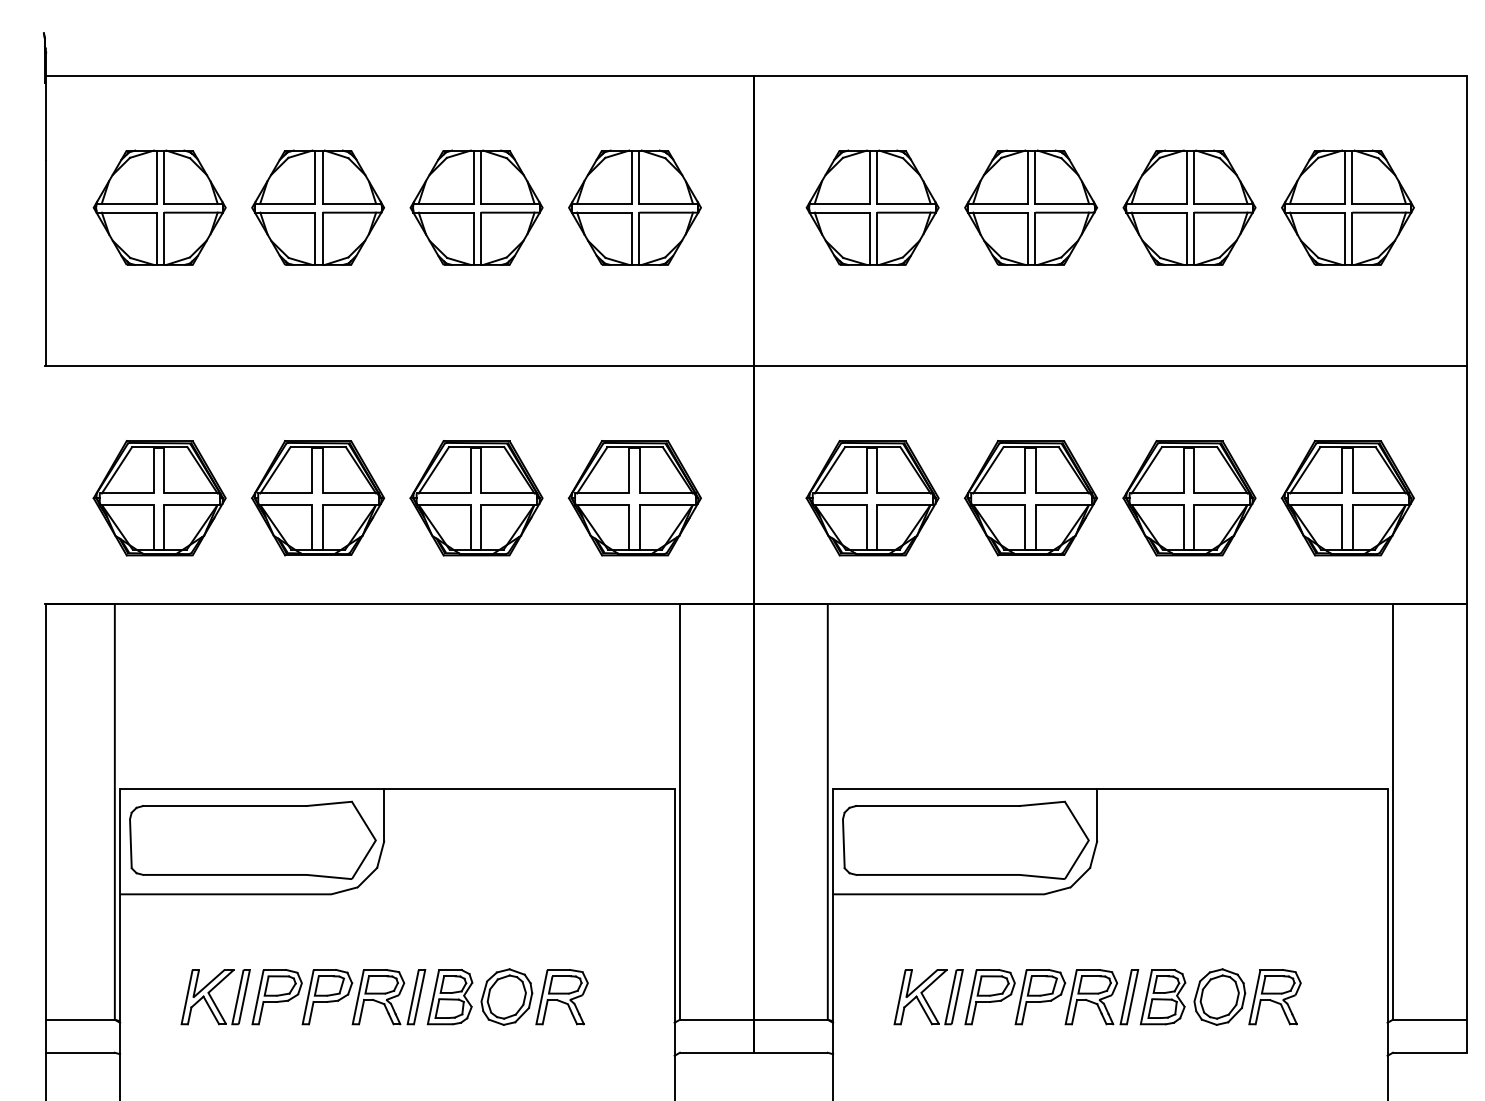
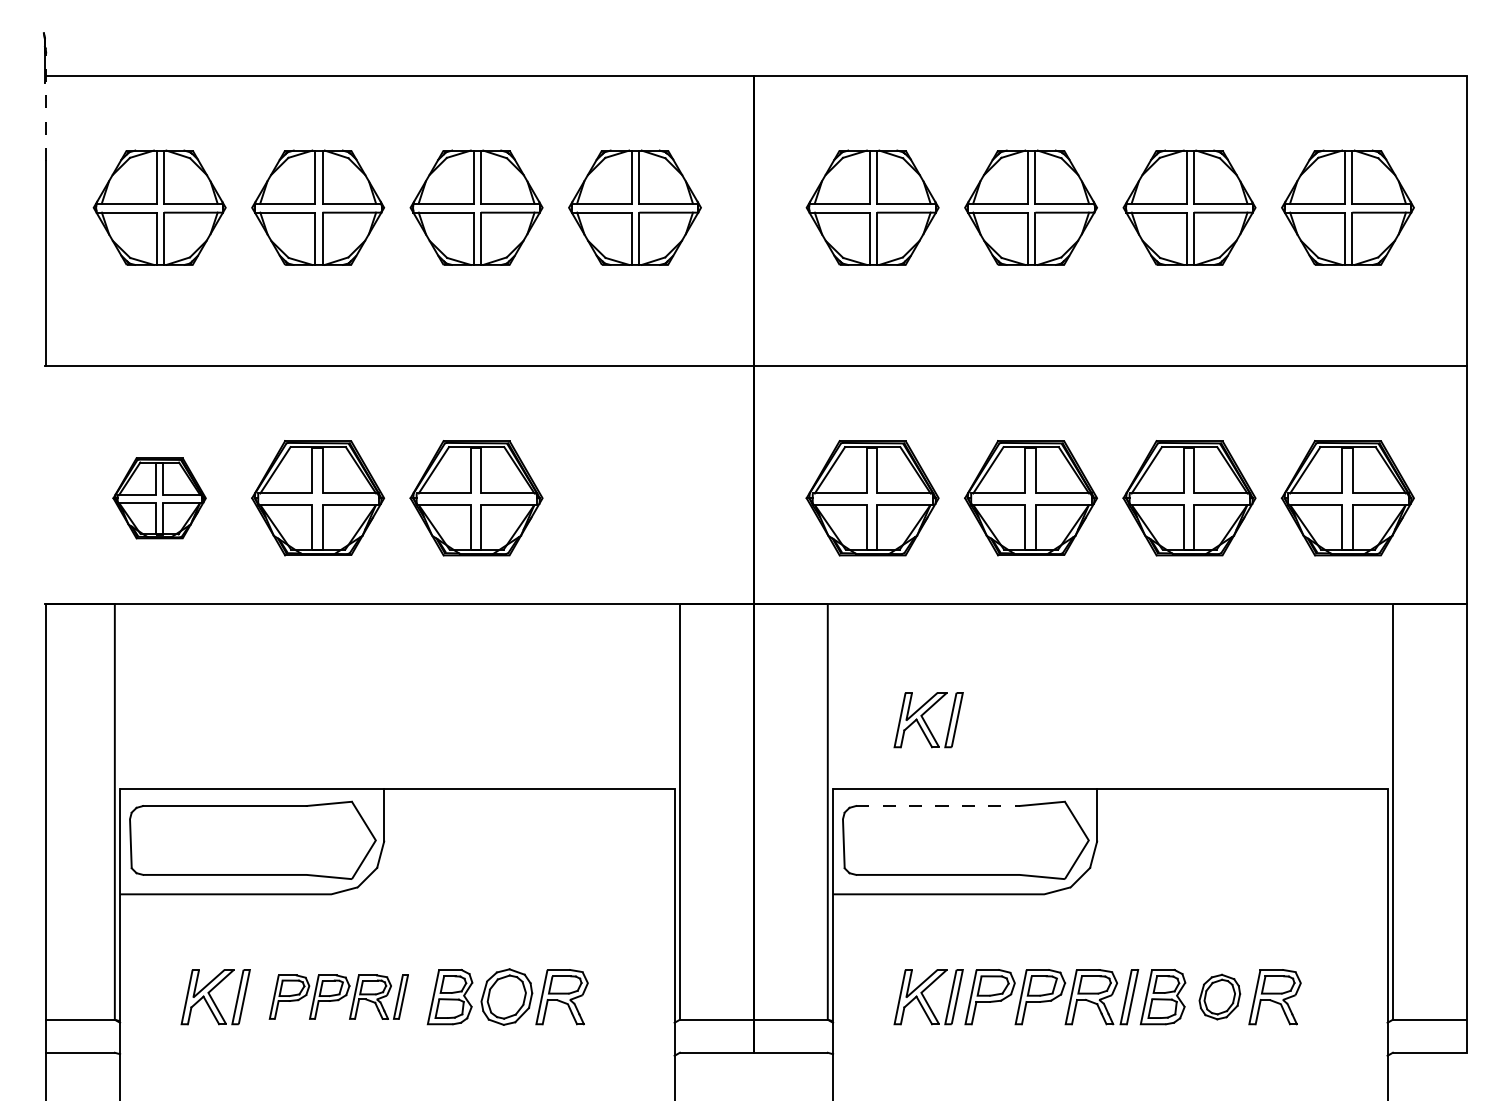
line: solid -> dashed (46, 107)
part size: 135x117 px -> 95x83 px (159, 498)
part: present -> none (634, 498)
part: none -> present (928, 720)
line: solid -> dashed (937, 806)
part size: 54x58 px -> 44x48 px (1219, 996)
part size: 176x57 px -> 141x46 px (338, 996)
